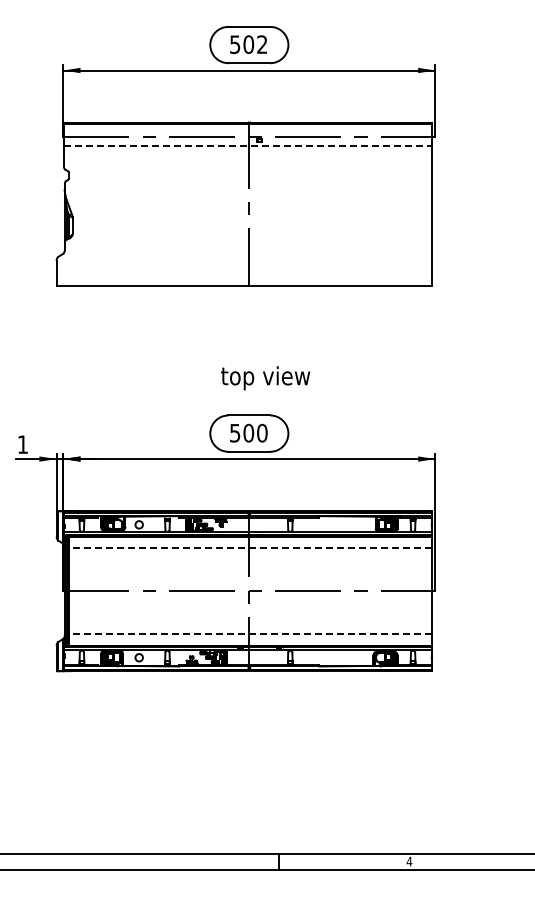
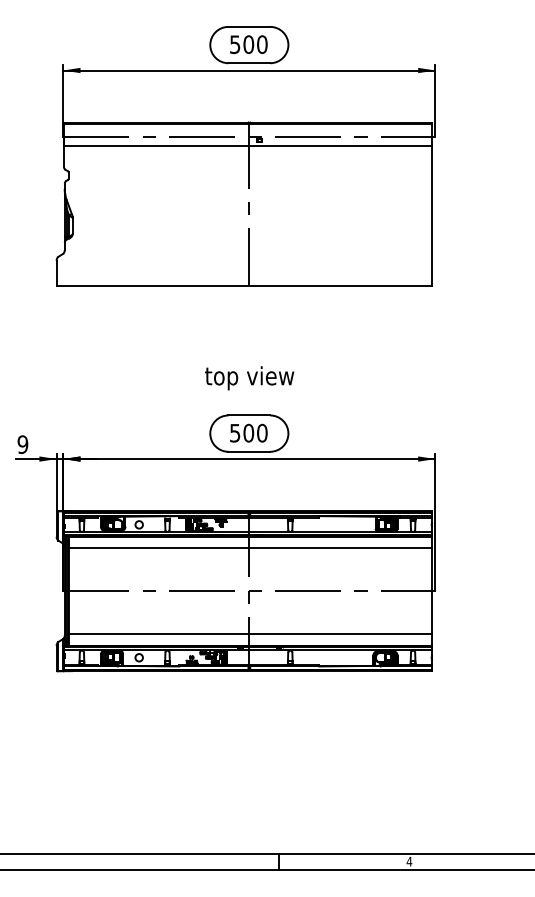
text: 502 -> 500 (262, 44)
line: dashed -> solid (248, 145)
text position: (265, 378) -> (249, 378) (249, 378)
text: 1 -> 9 (22, 444)
line: dashed -> solid (250, 548)
line: dashed -> solid (250, 634)
